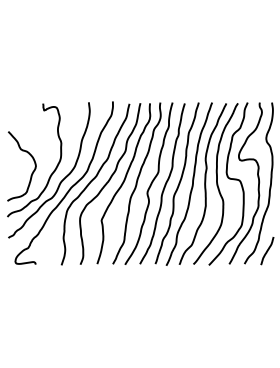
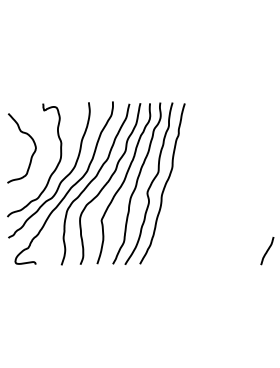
curve position: (32, 171) -> (32, 153) (32, 153)
part: present -> none (213, 183)
